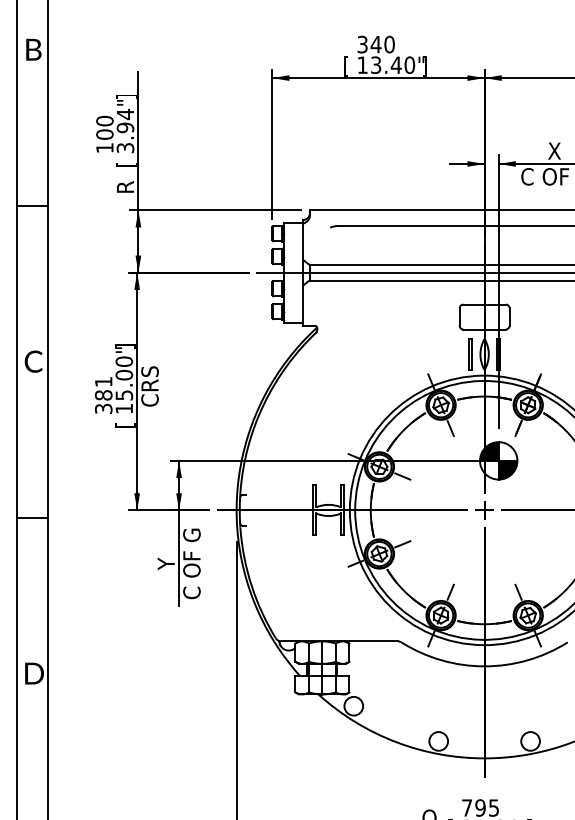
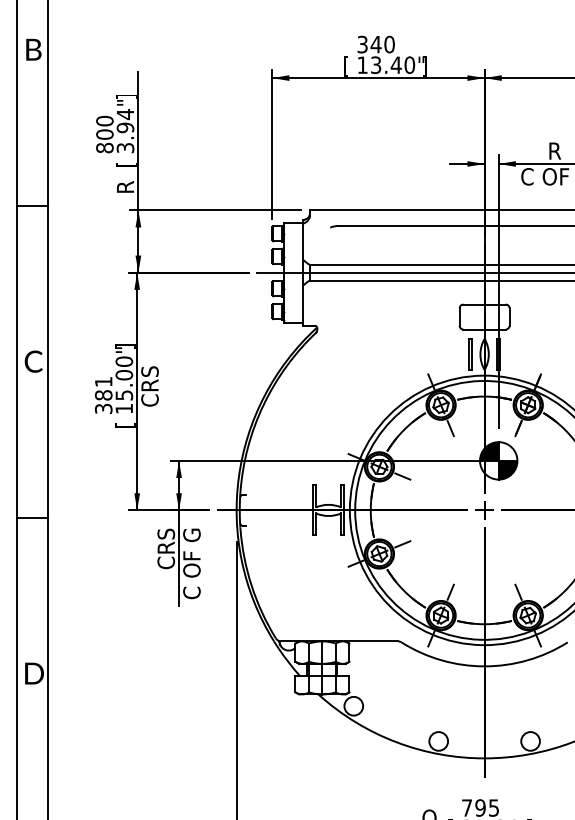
text: 100 -> 800 (104, 147)
text: X -> R (554, 150)
text: Y -> CRS (166, 549)
